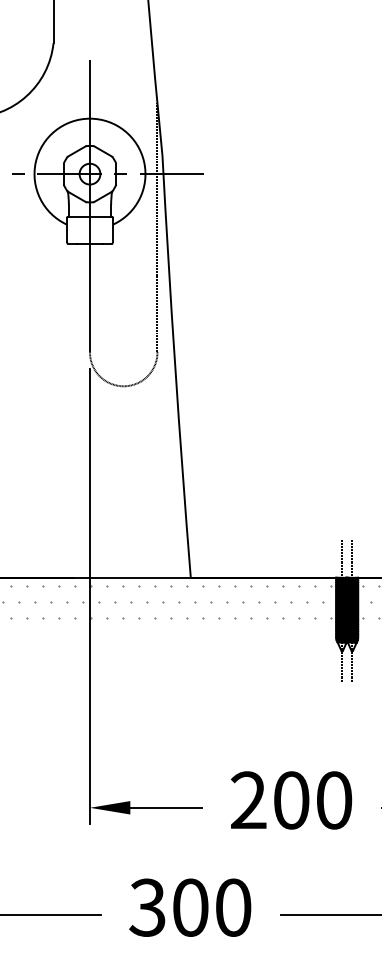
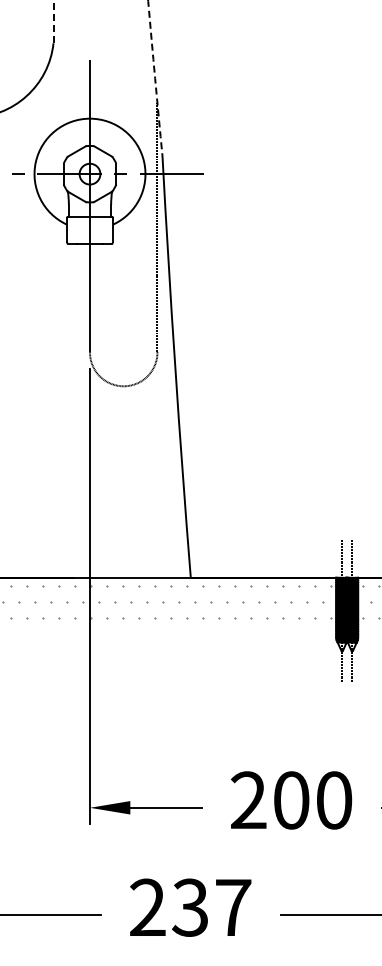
line: solid -> dashed (53, 21)
arc: solid -> dashed (155, 78)
text: 300 -> 237 (190, 907)
